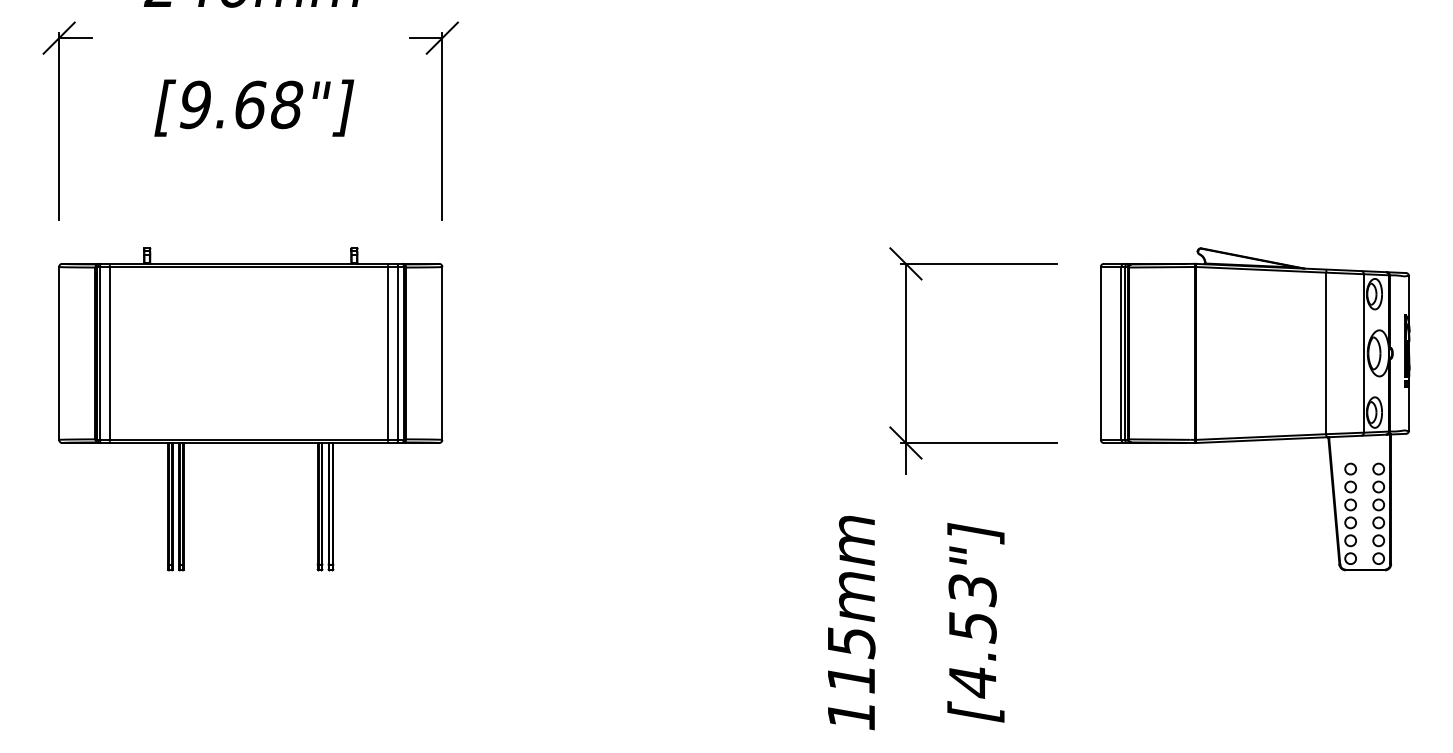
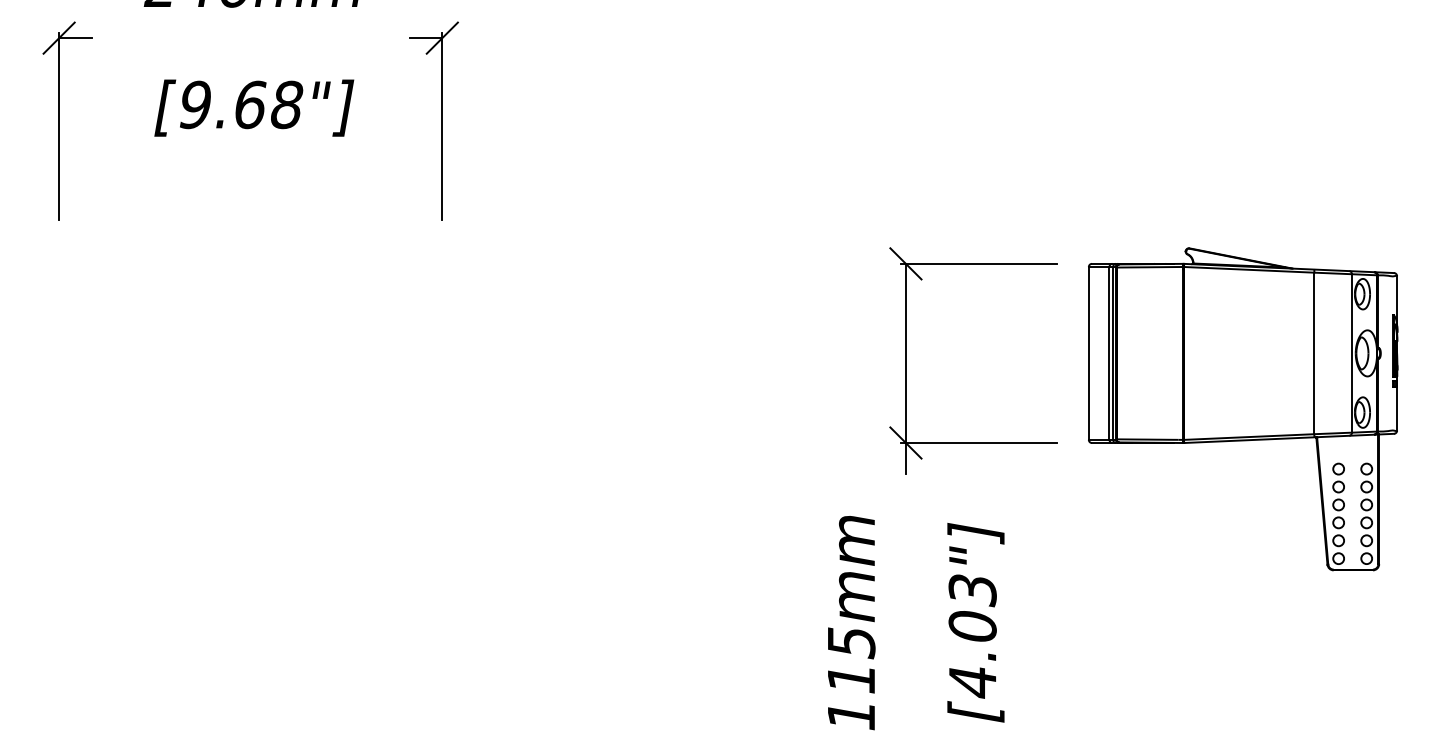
part: present -> none (250, 409)
part position: (1255, 409) -> (1243, 409) (1243, 409)
text: [4.53"] -> [4.03"] (972, 627)
